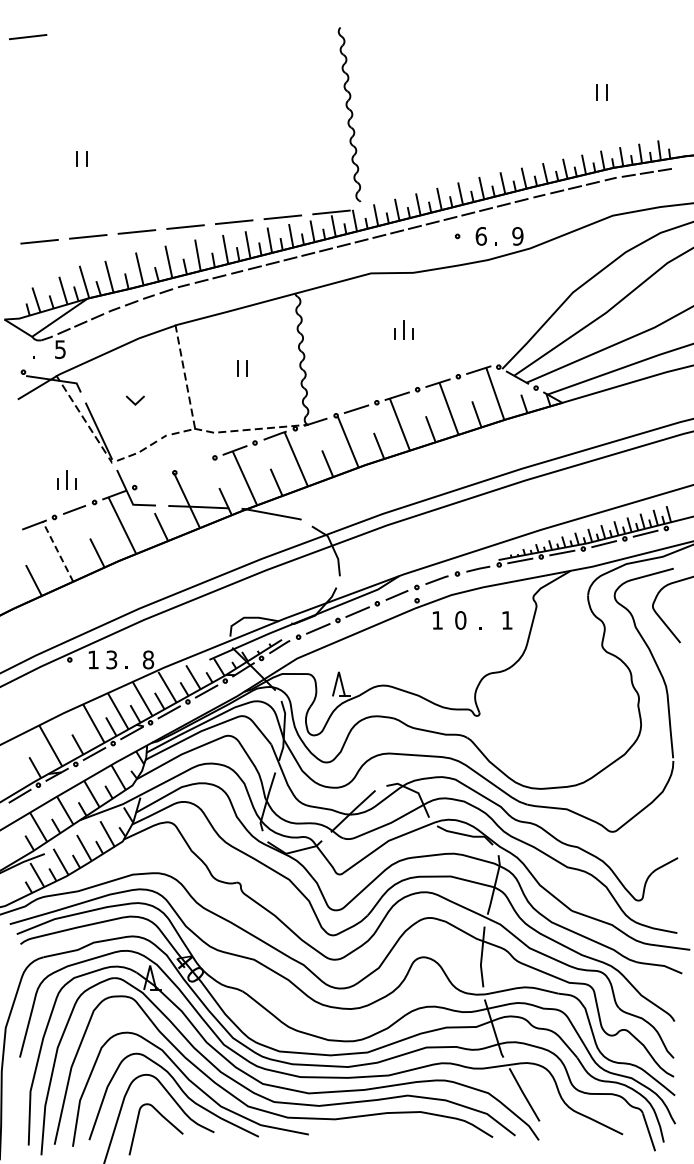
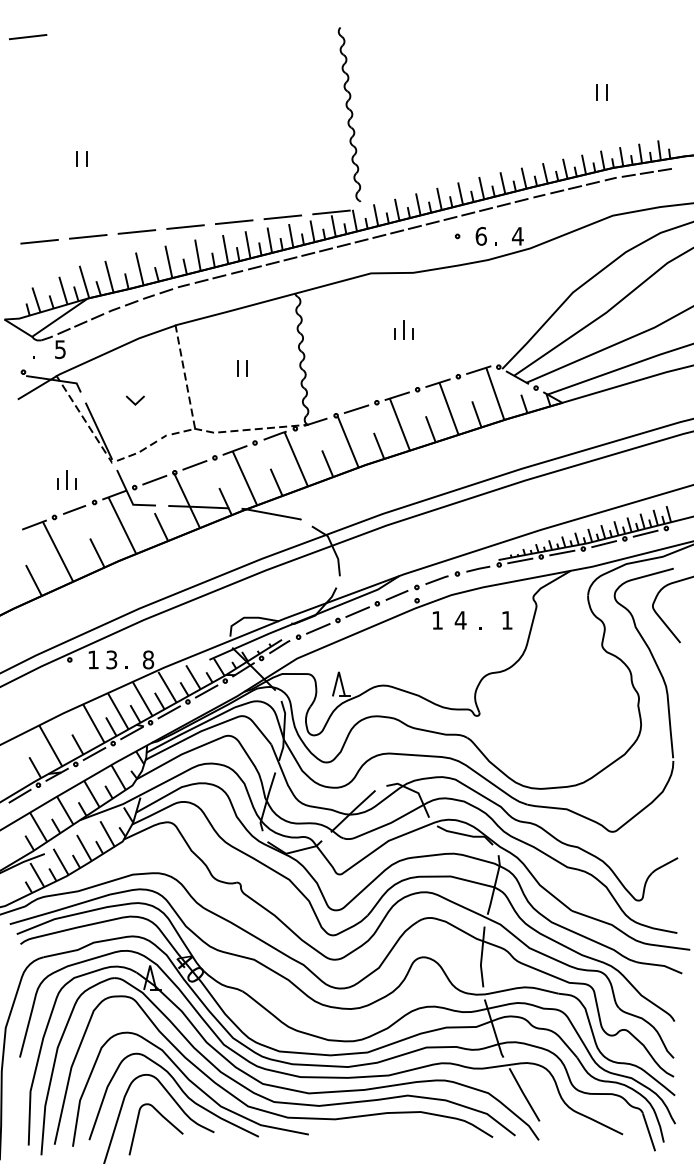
text: 9 -> 4 (517, 236)
line: none -> present (194, 465)
line: none -> present (154, 479)
line: dashed -> solid (58, 551)
text: 0 -> 4 (460, 620)
